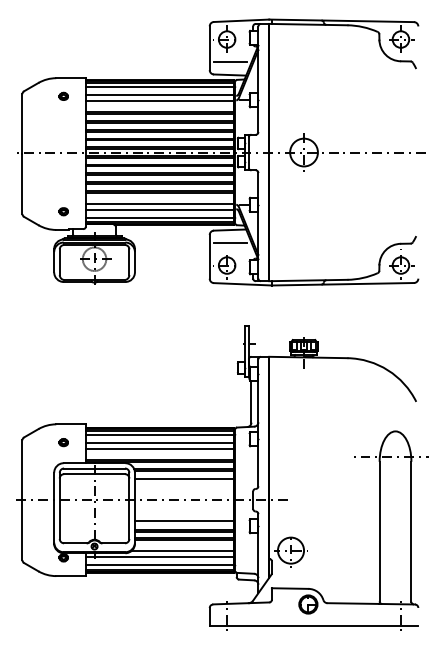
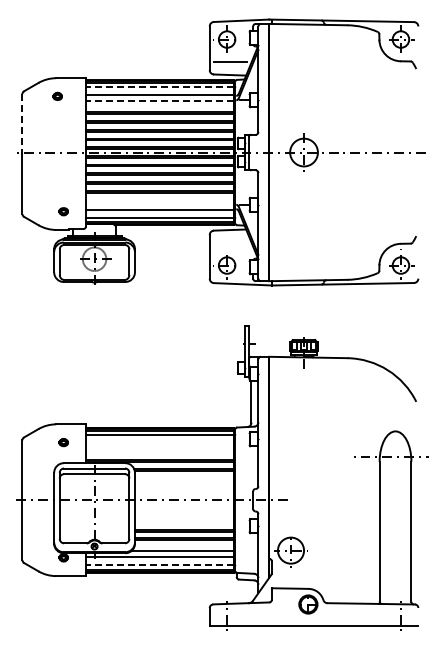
line: solid -> dashed (159, 87)
part position: (63, 95) -> (57, 95) (57, 95)
line: solid -> dashed (159, 101)
line: solid -> dashed (22, 124)
line: present -> none (159, 203)
line: present -> none (230, 243)
line: present -> none (159, 442)
line: present -> none (159, 449)
line: present -> none (183, 479)
line: present -> none (183, 521)
line: solid -> dashed (159, 565)
